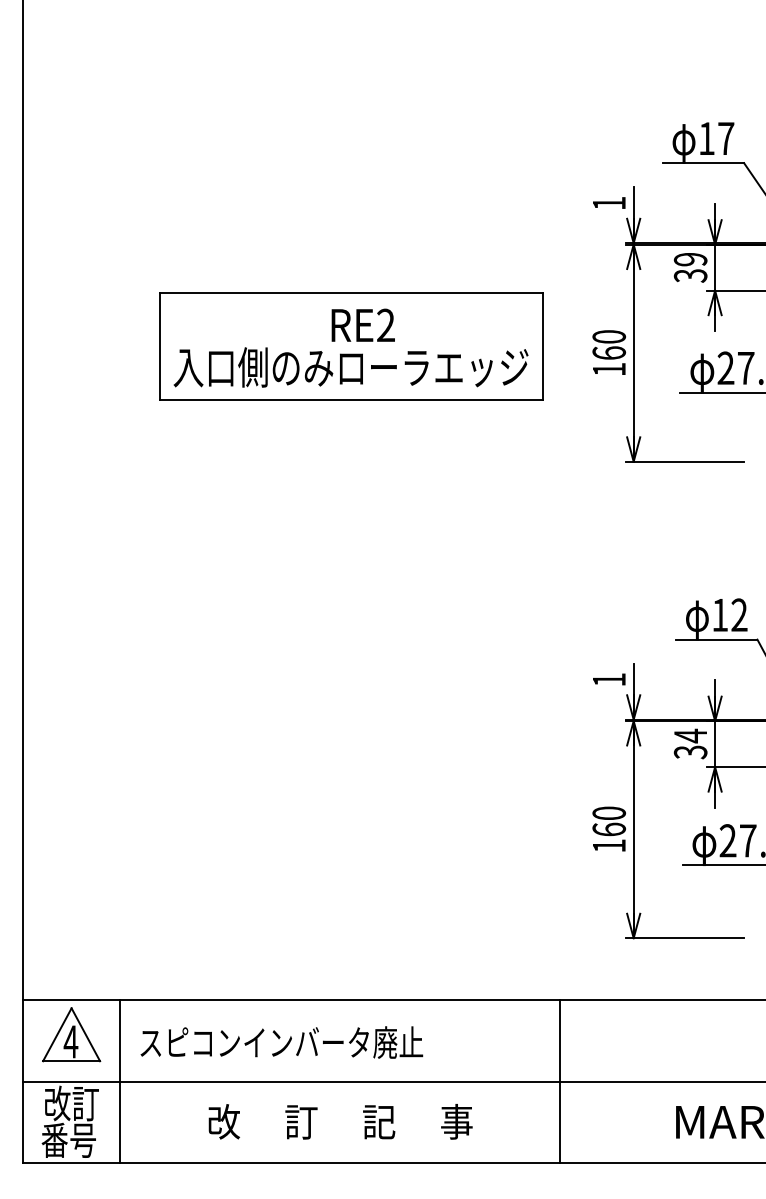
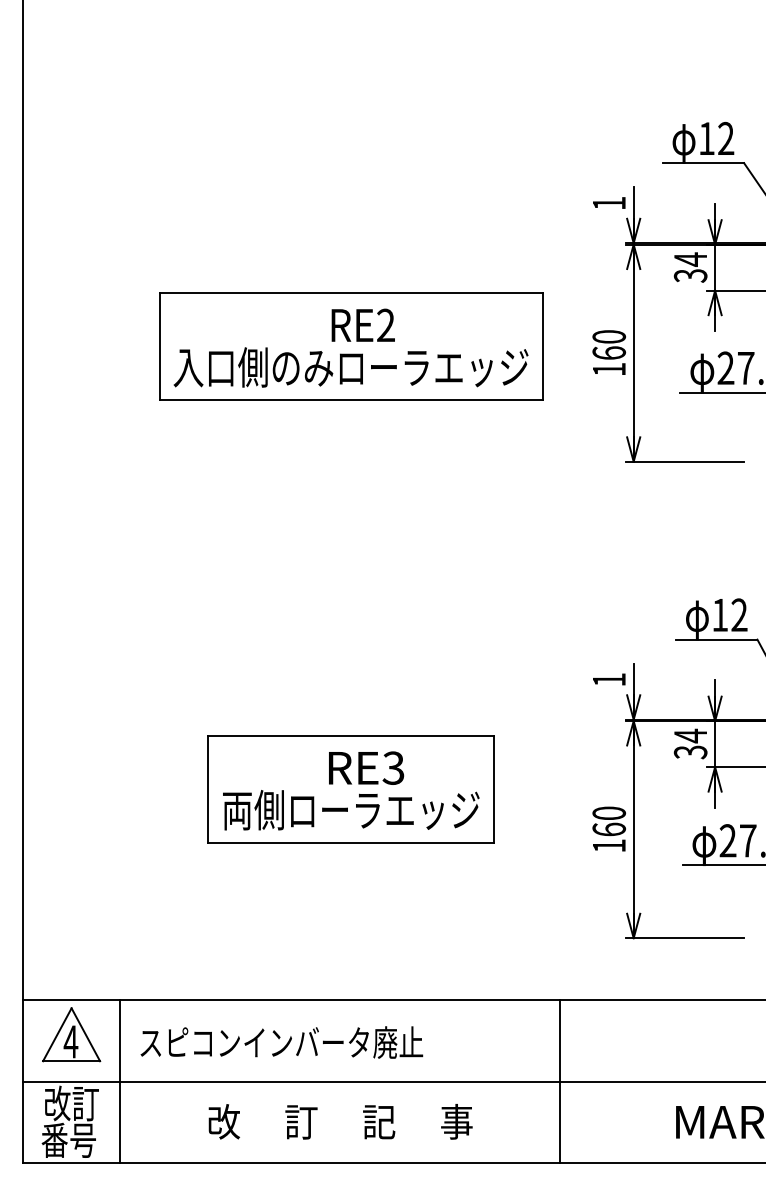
text: 17 -> 12 (726, 137)
text: 39 -> 34 (690, 259)
part: none -> present (350, 789)
